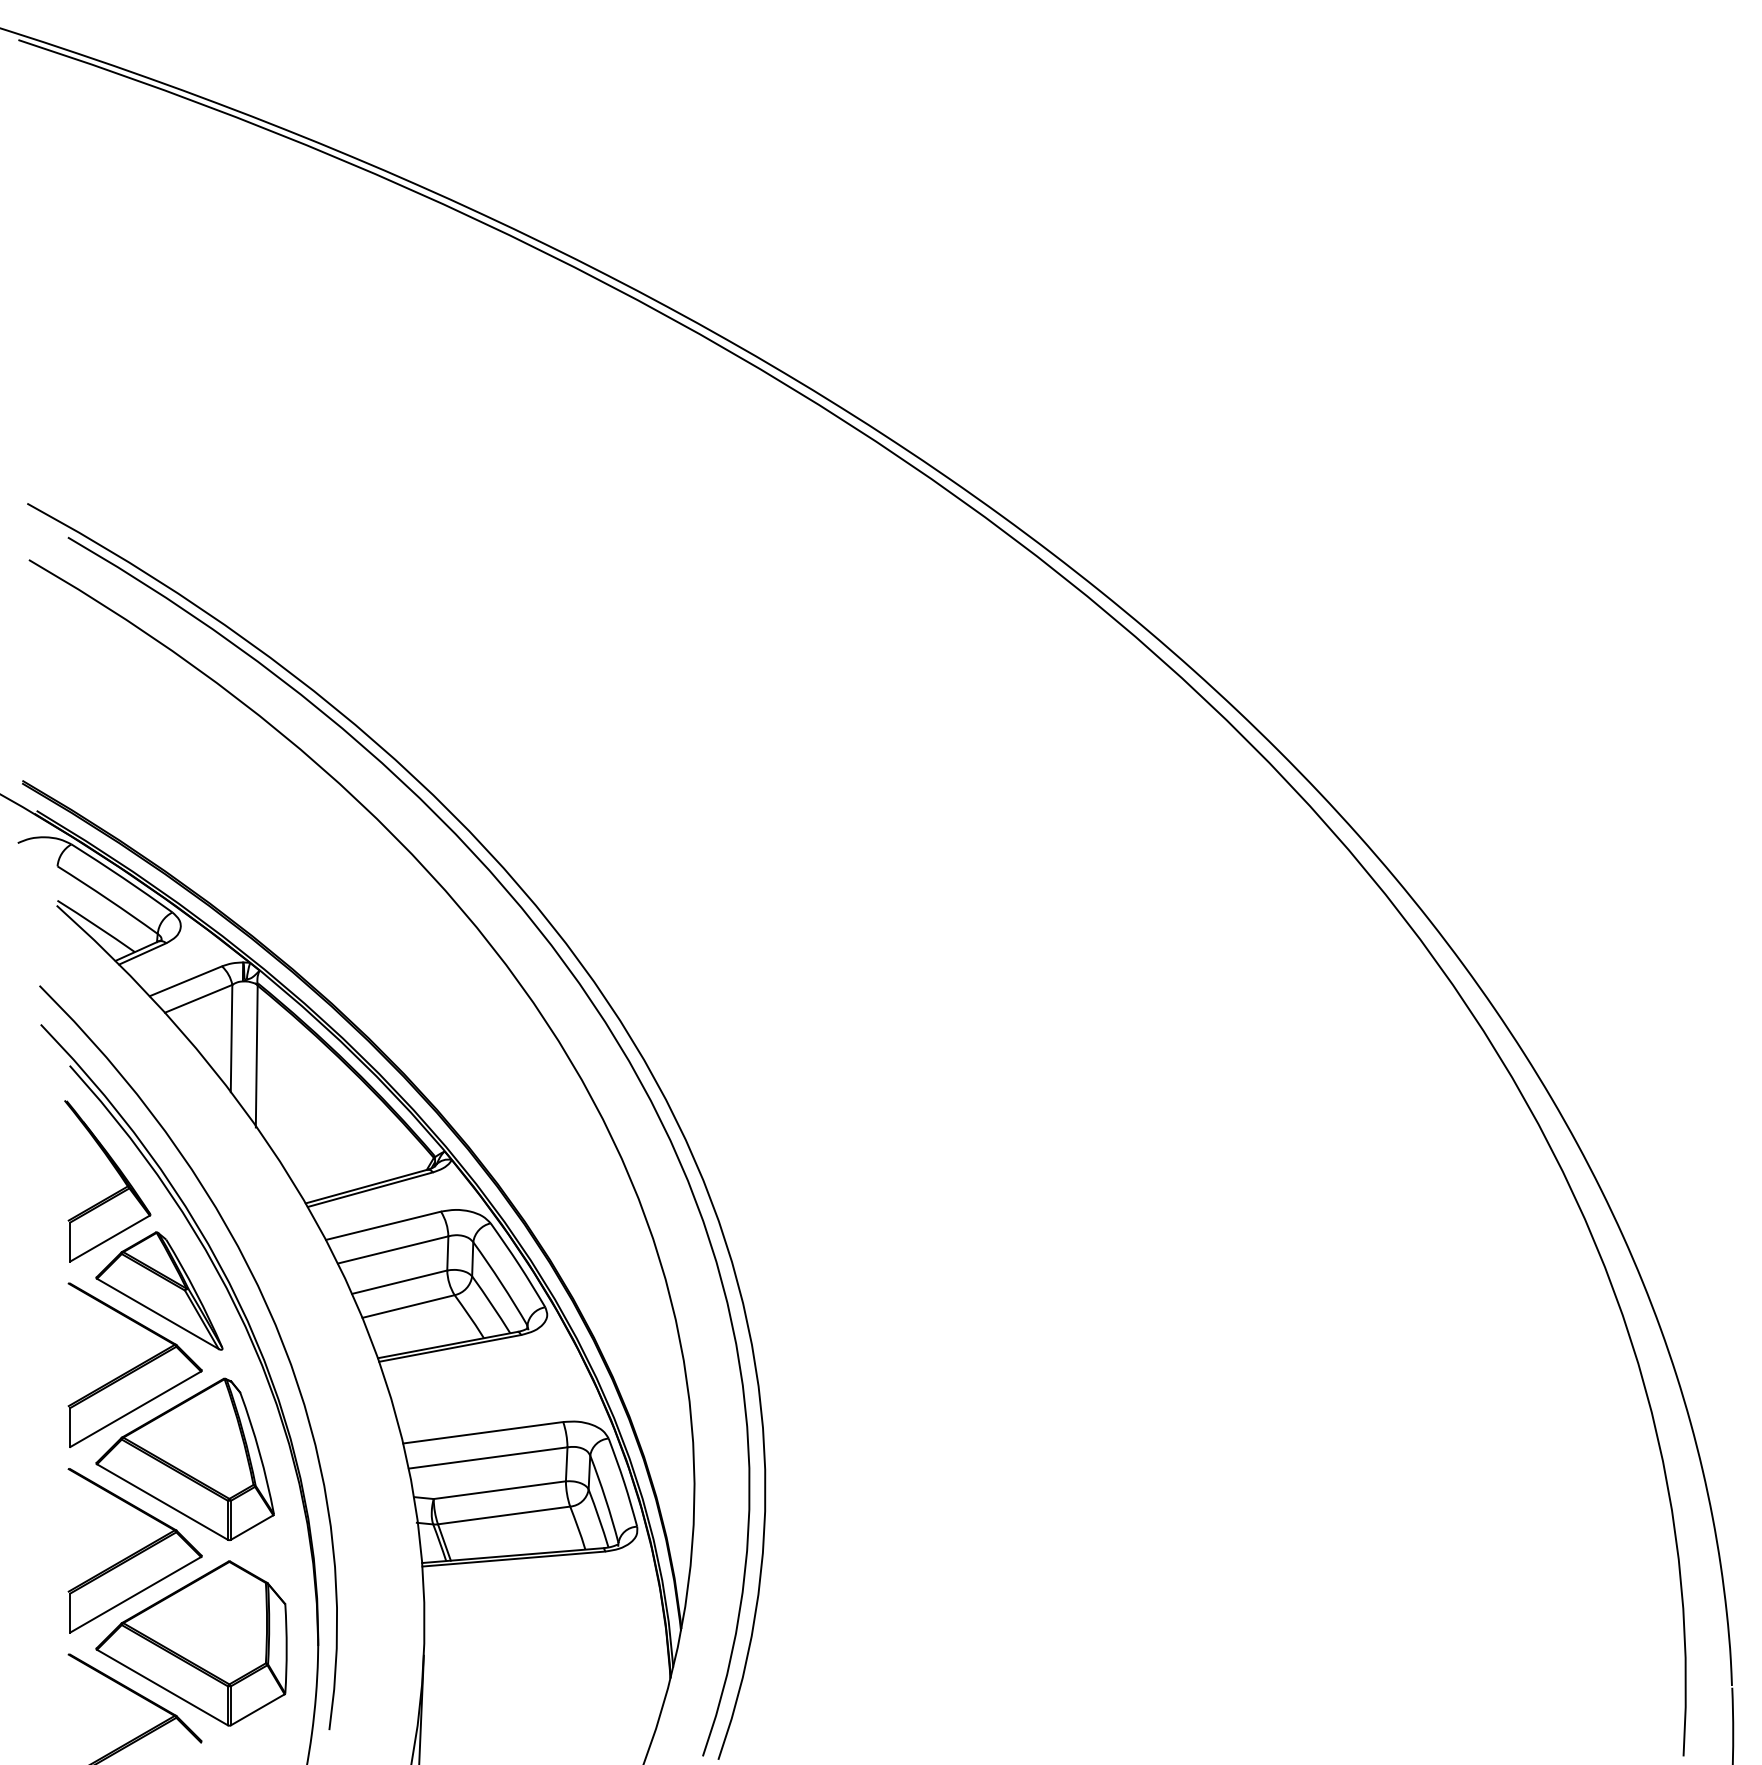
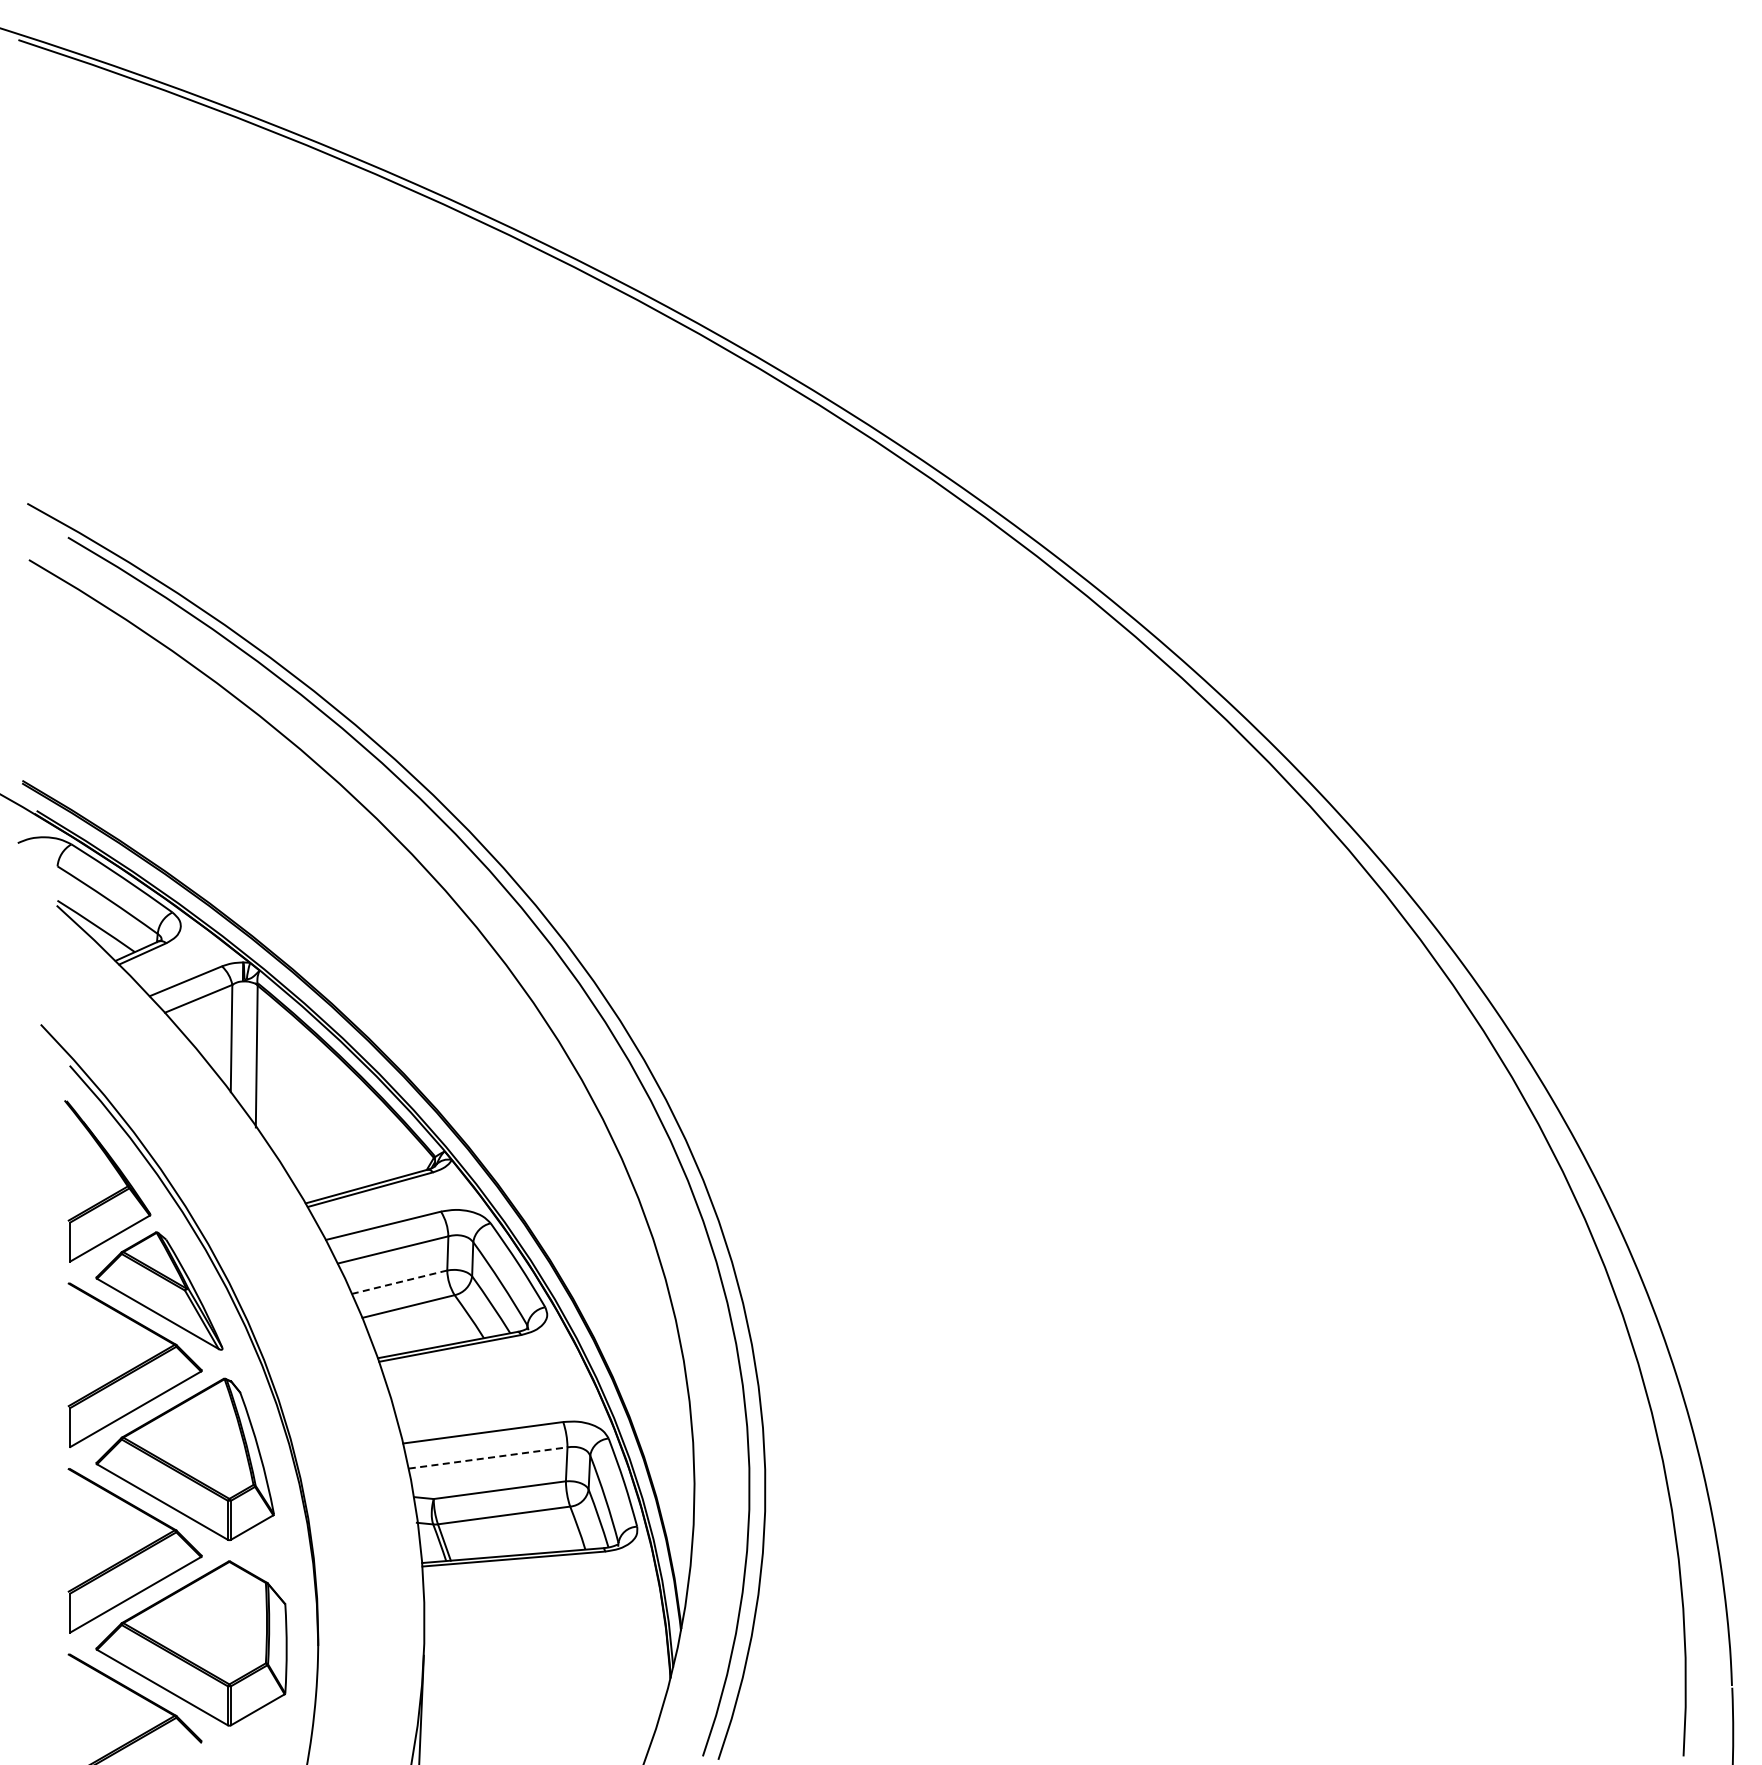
line: solid -> dashed (399, 1282)
curve: present -> none (270, 1316)
line: solid -> dashed (488, 1457)
